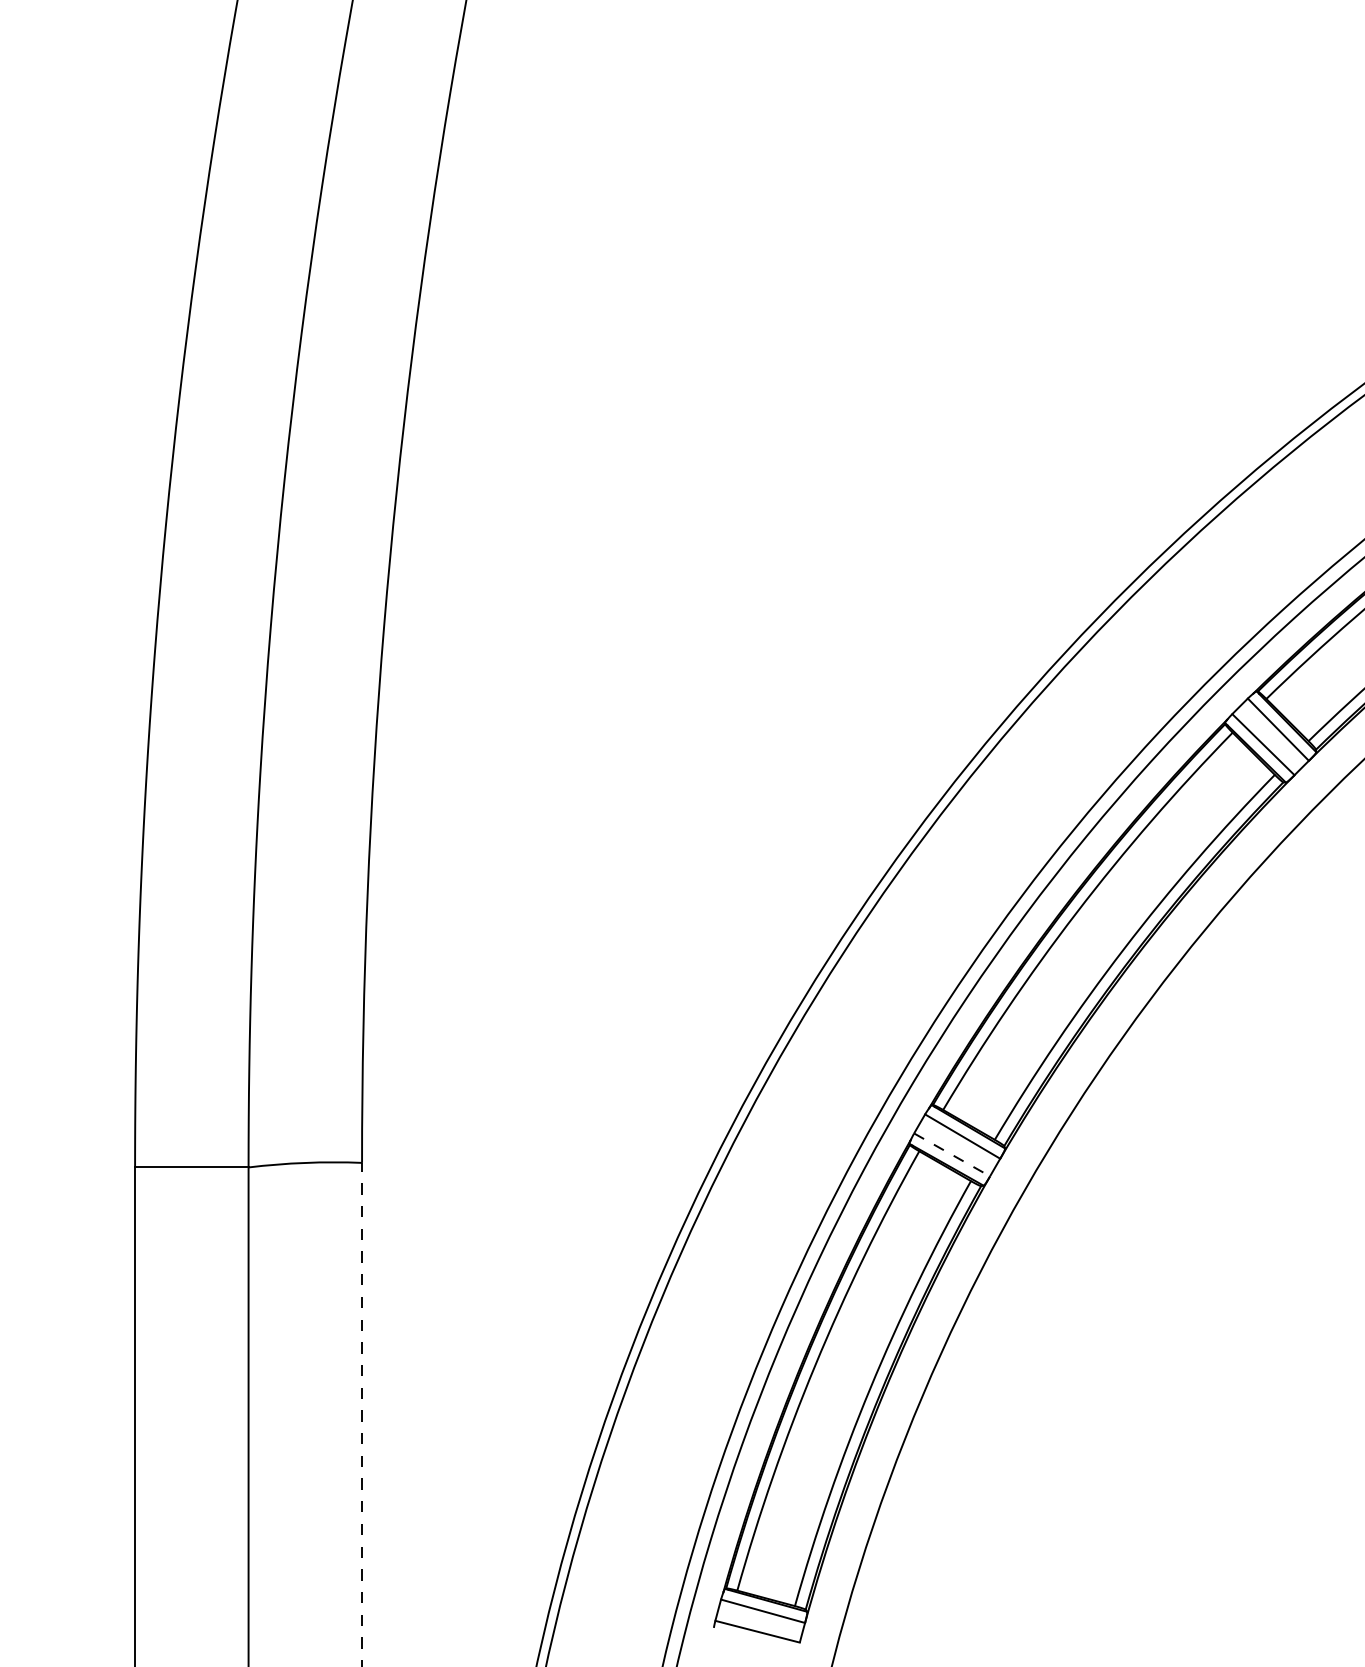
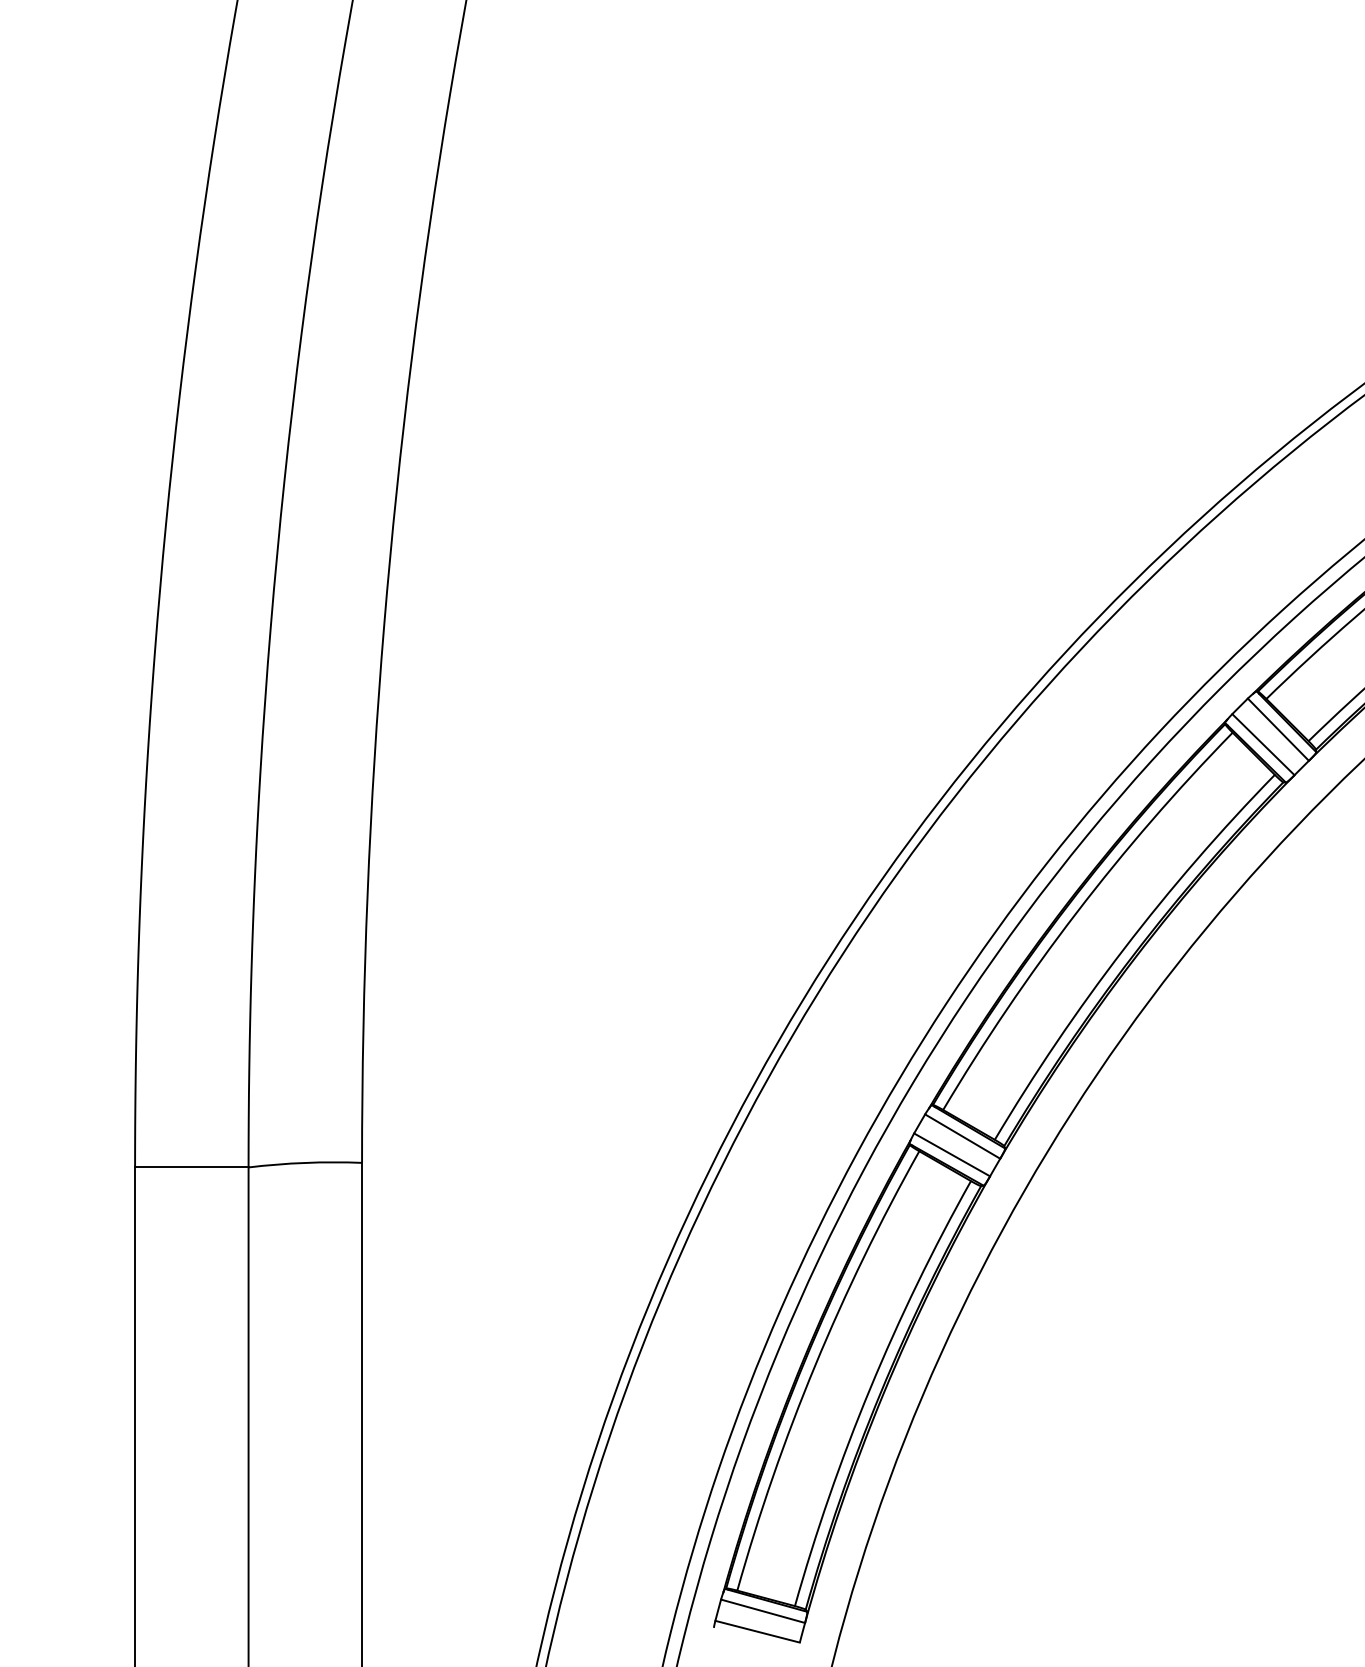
line: dashed -> solid (952, 1154)
line: dashed -> solid (362, 1414)
